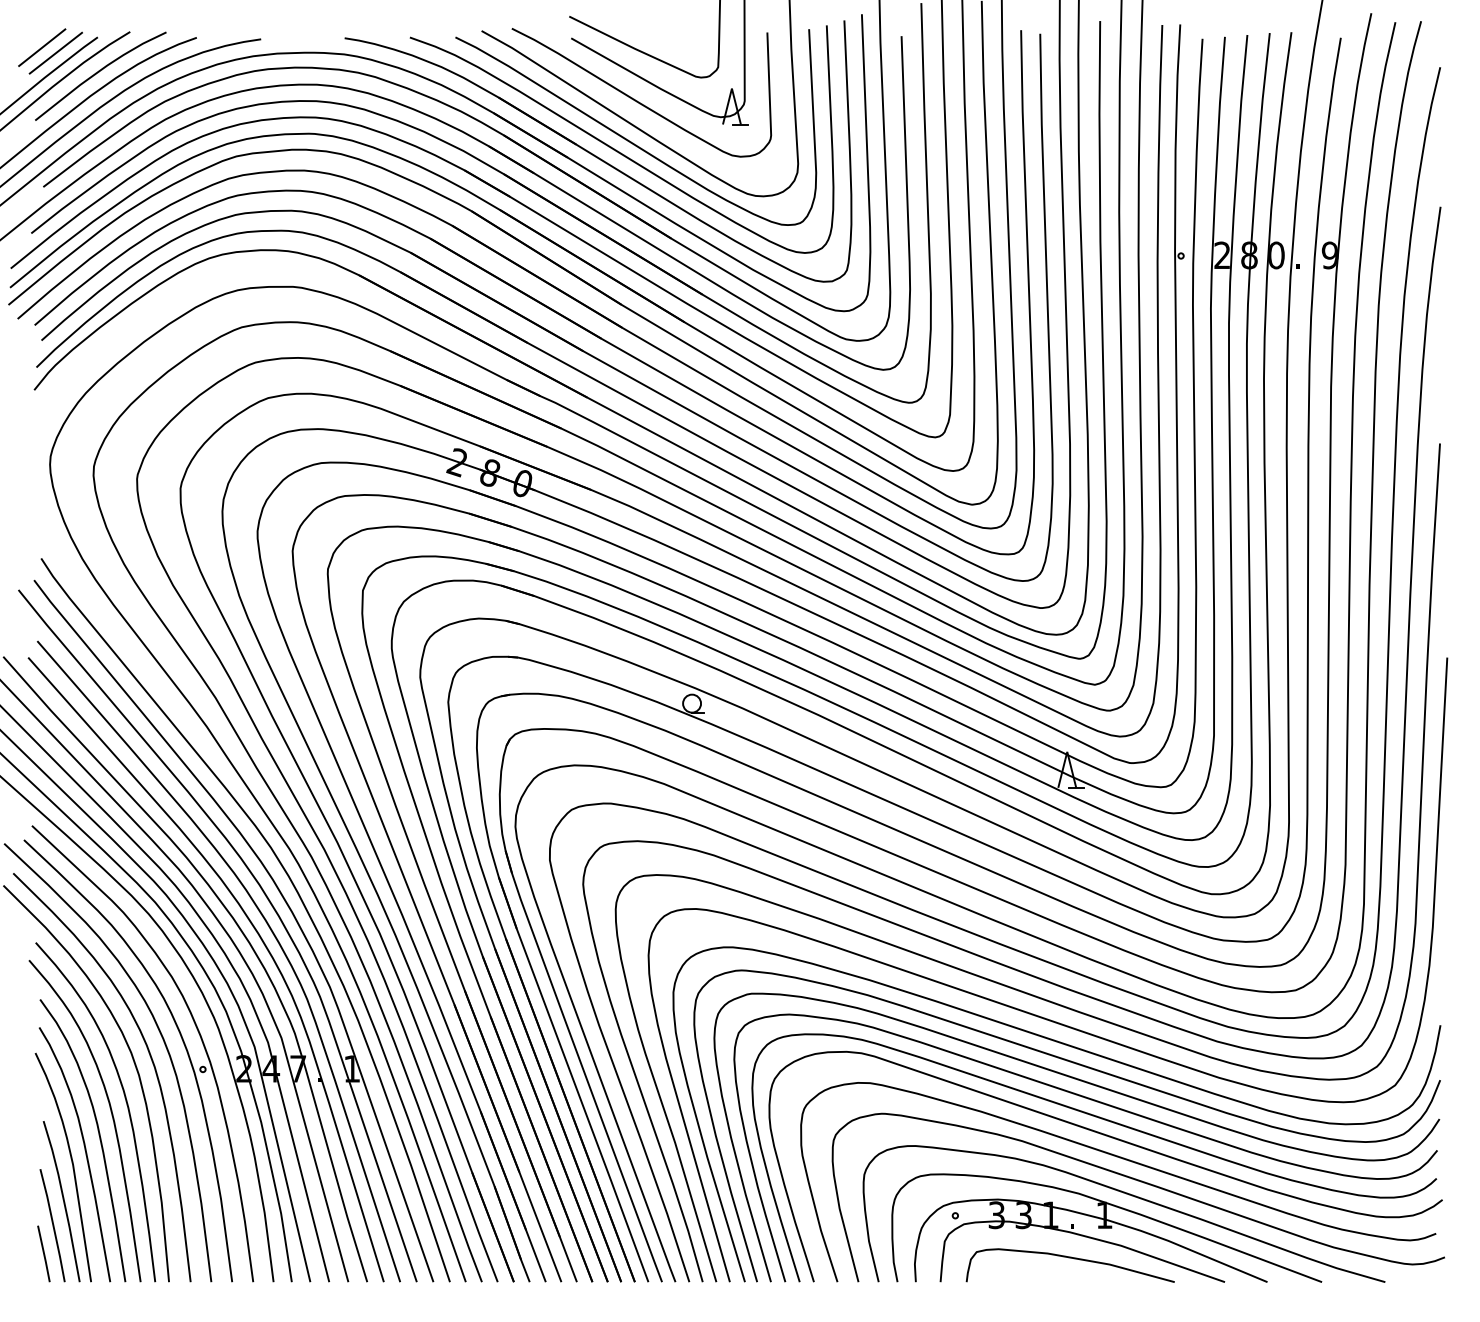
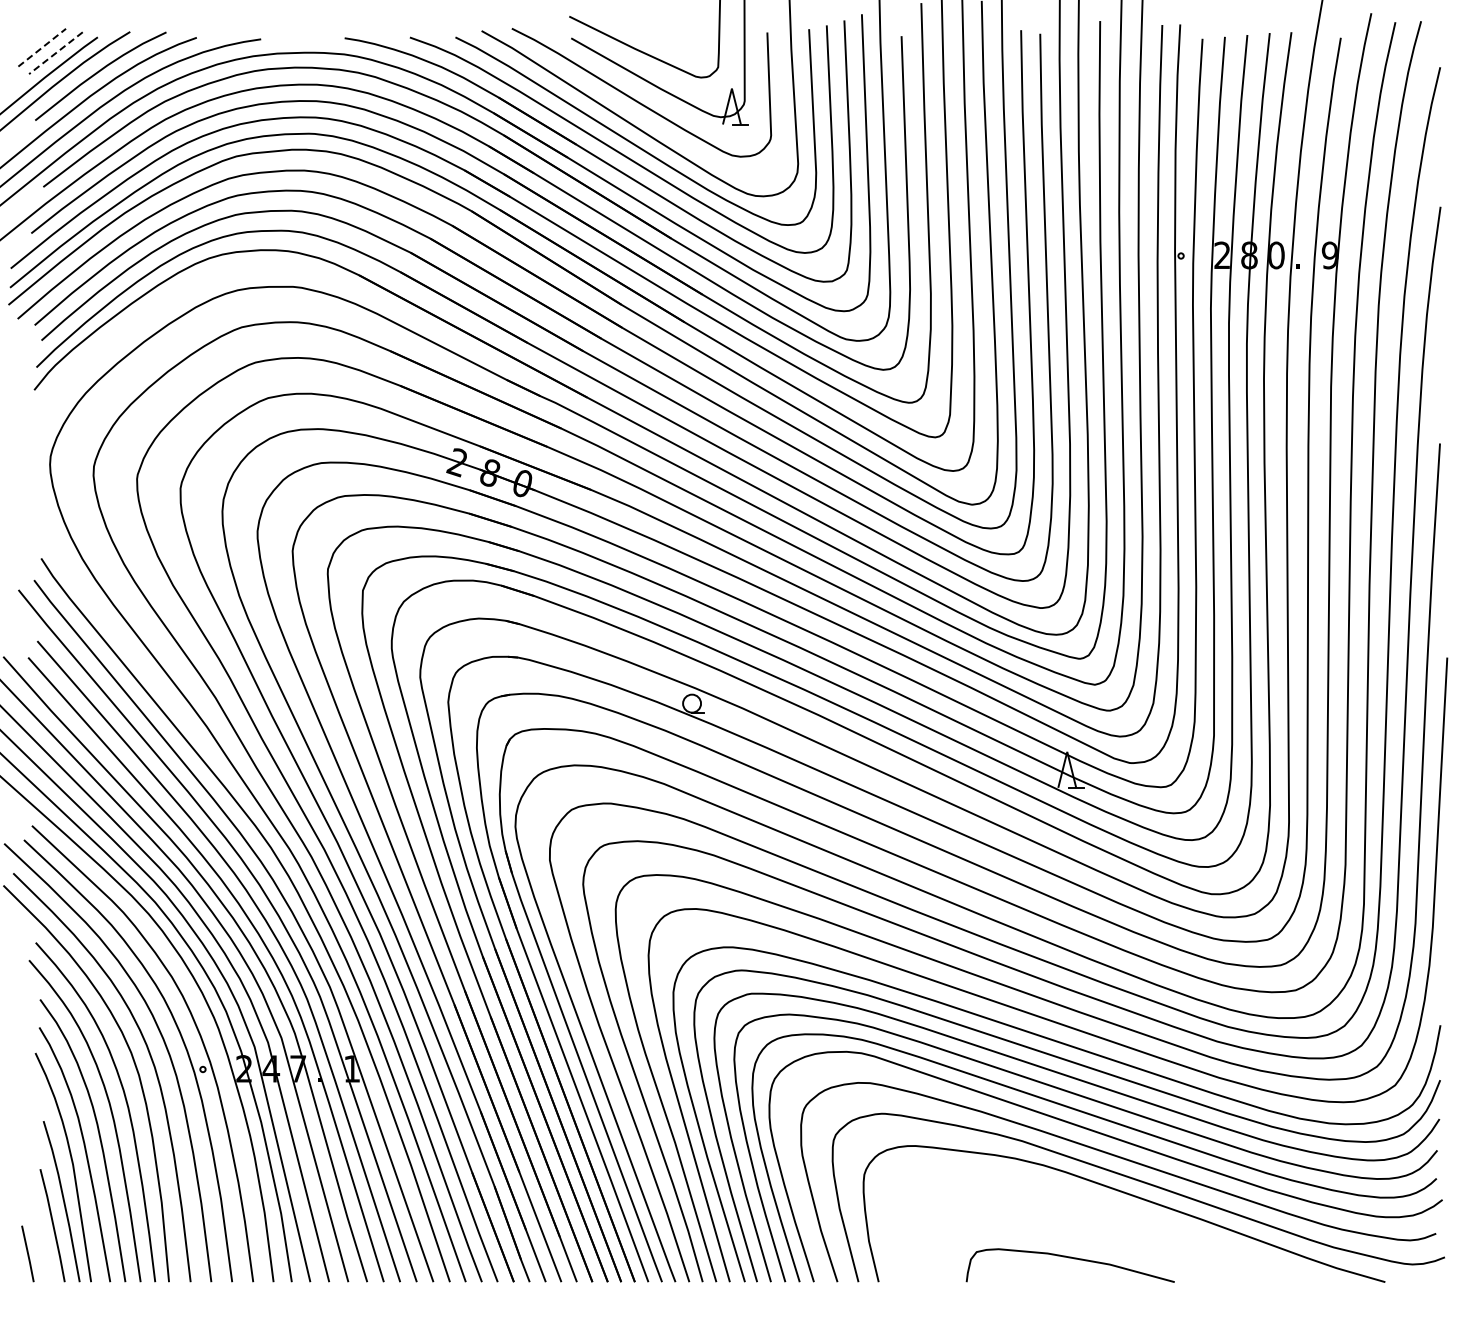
line: solid -> dashed (42, 47)
line: solid -> dashed (55, 53)
part: present -> none (1106, 1227)
line position: (43, 1253) -> (27, 1253) (27, 1253)
